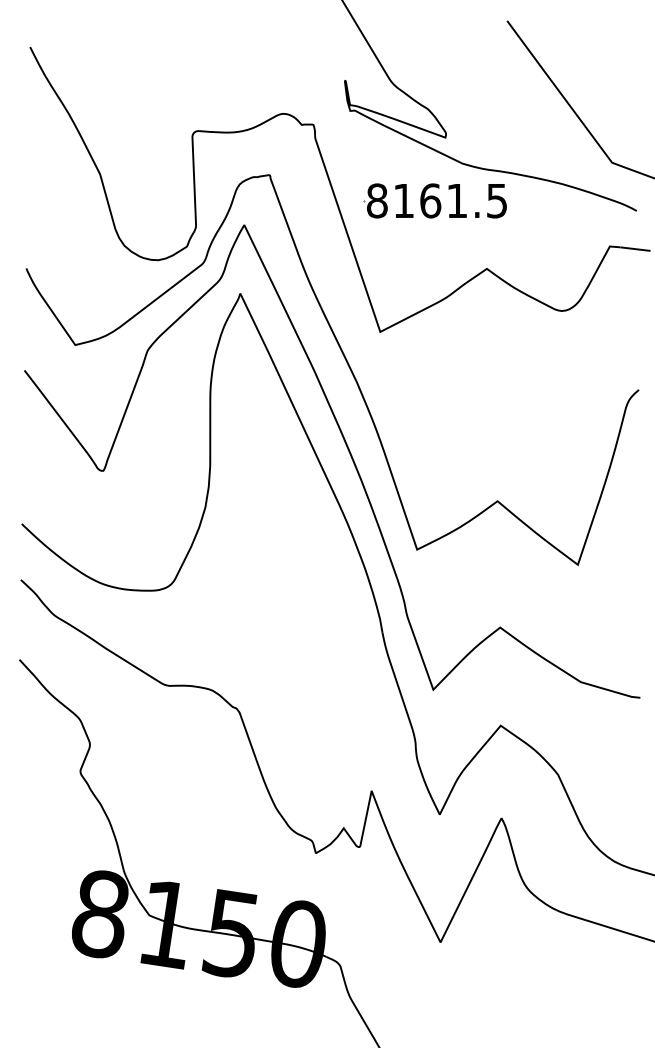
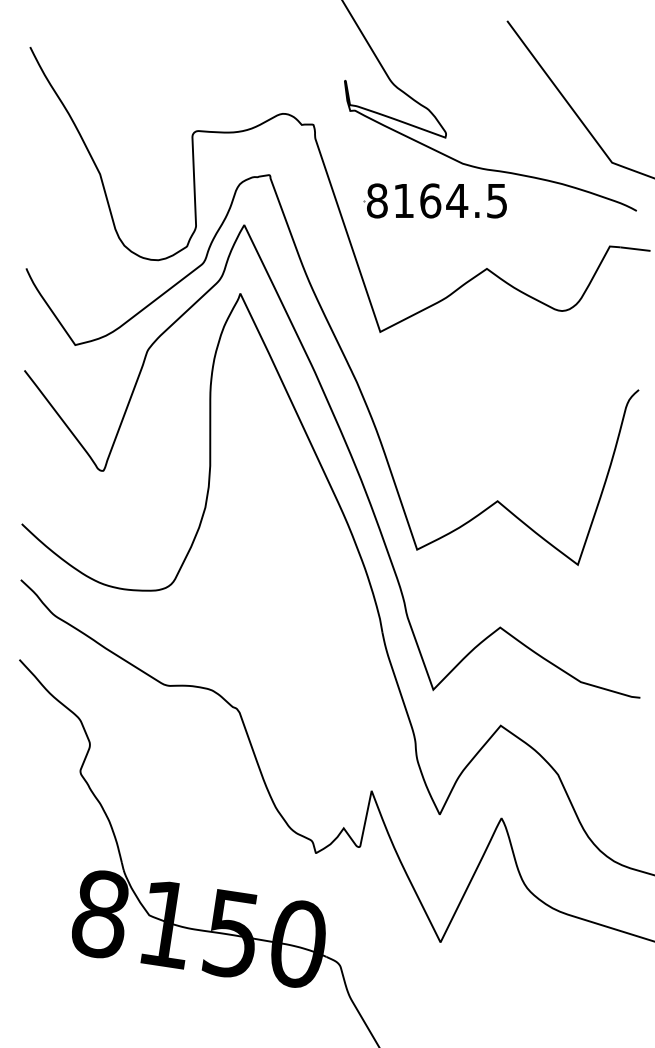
text: 8161.5 -> 8164.5 (457, 200)
